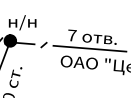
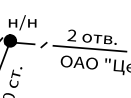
text: 7 -> 2 (71, 35)
